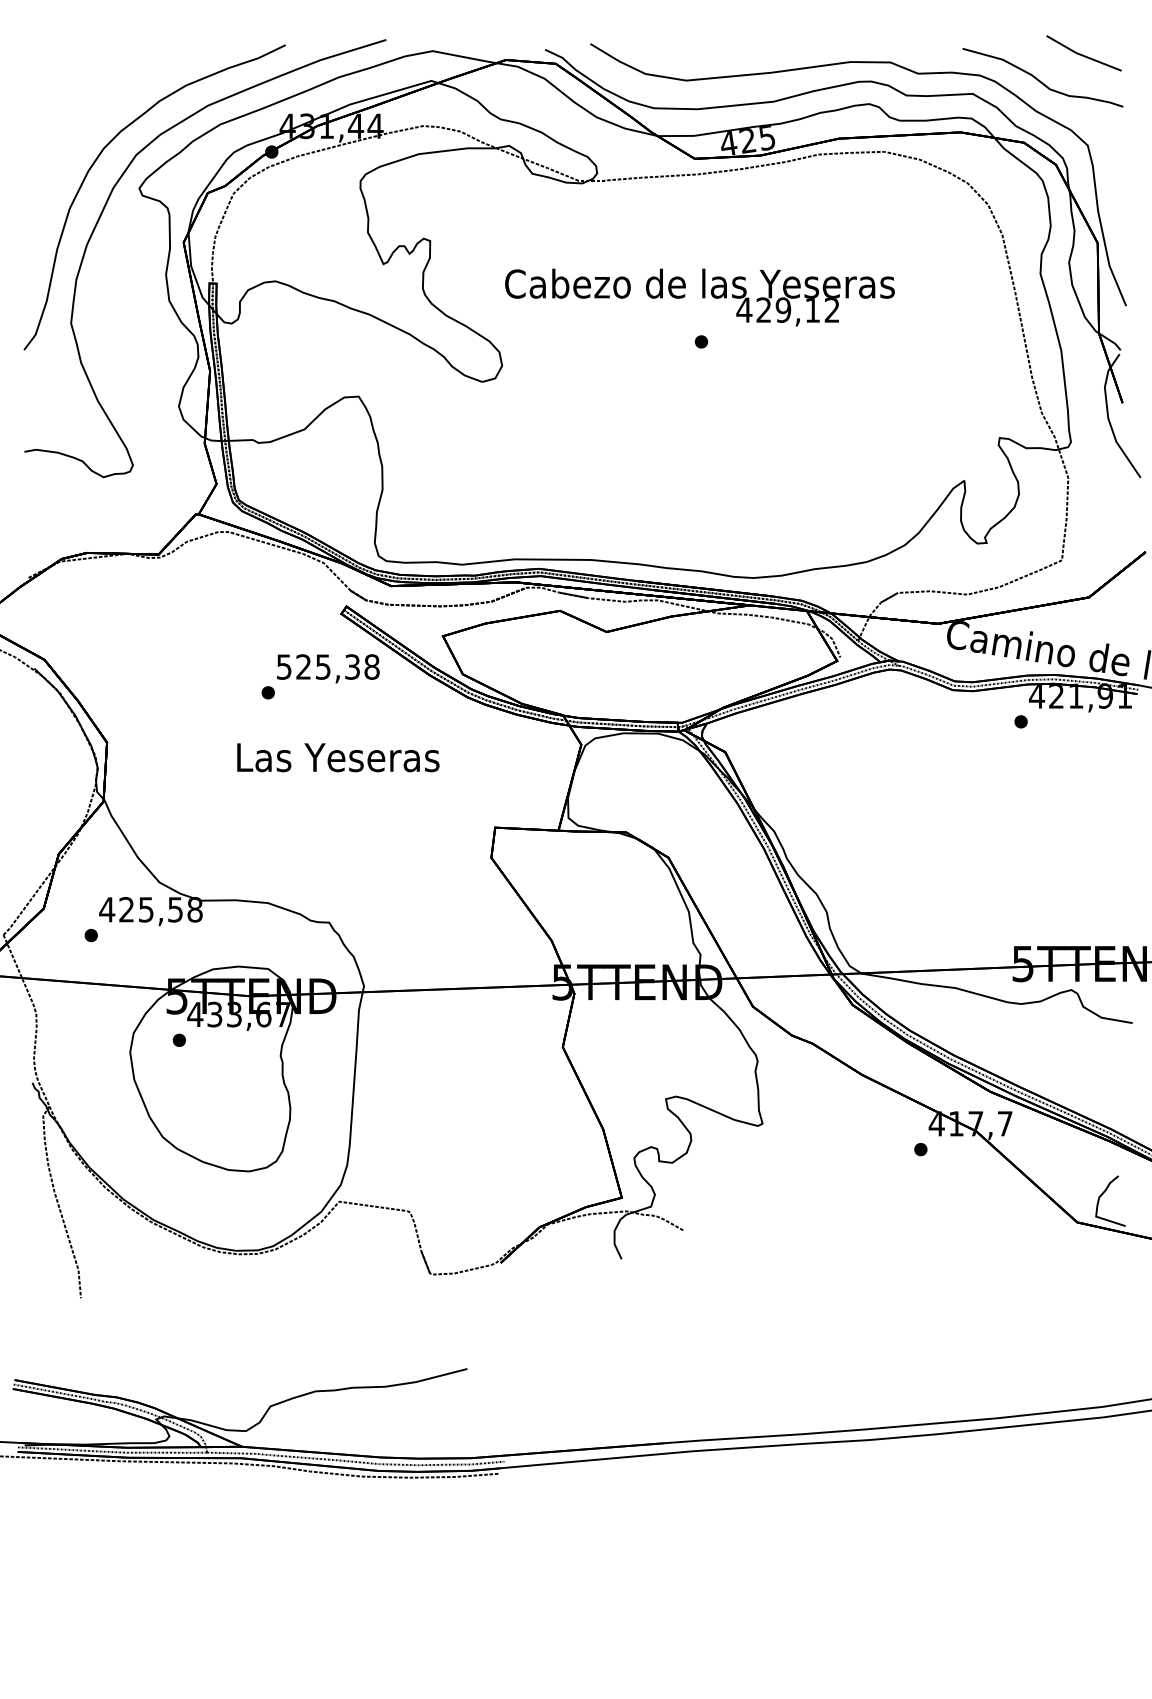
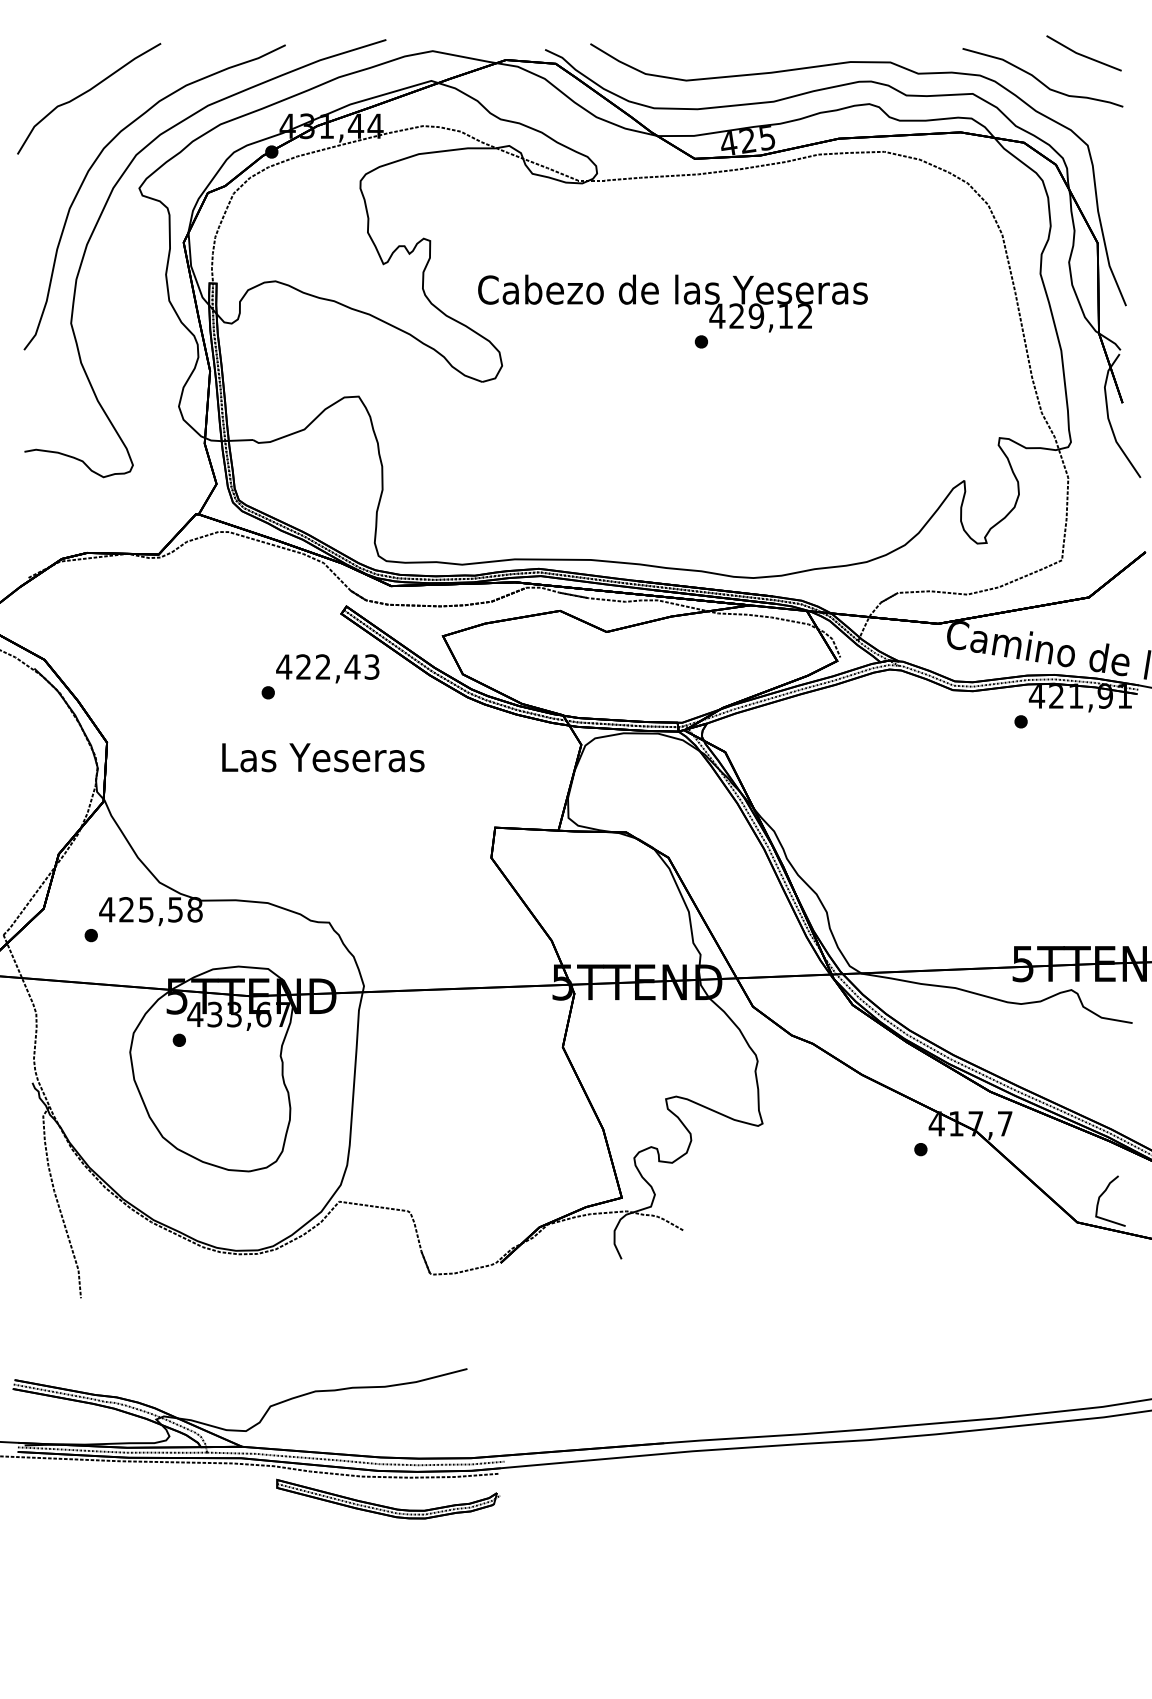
curve: none -> present (87, 92)
text position: (699, 297) -> (672, 303) (672, 303)
text: 525,38 -> 422,43 (327, 666)
text position: (338, 757) -> (323, 757) (323, 757)
part: none -> present (388, 1506)
